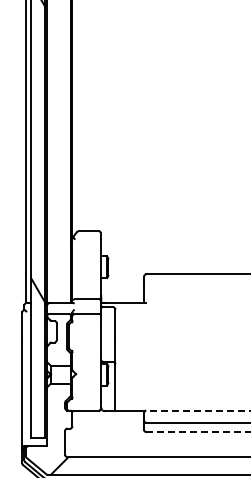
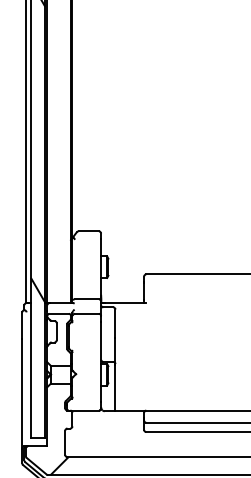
line: dashed -> solid (198, 410)
line: dashed -> solid (198, 432)
